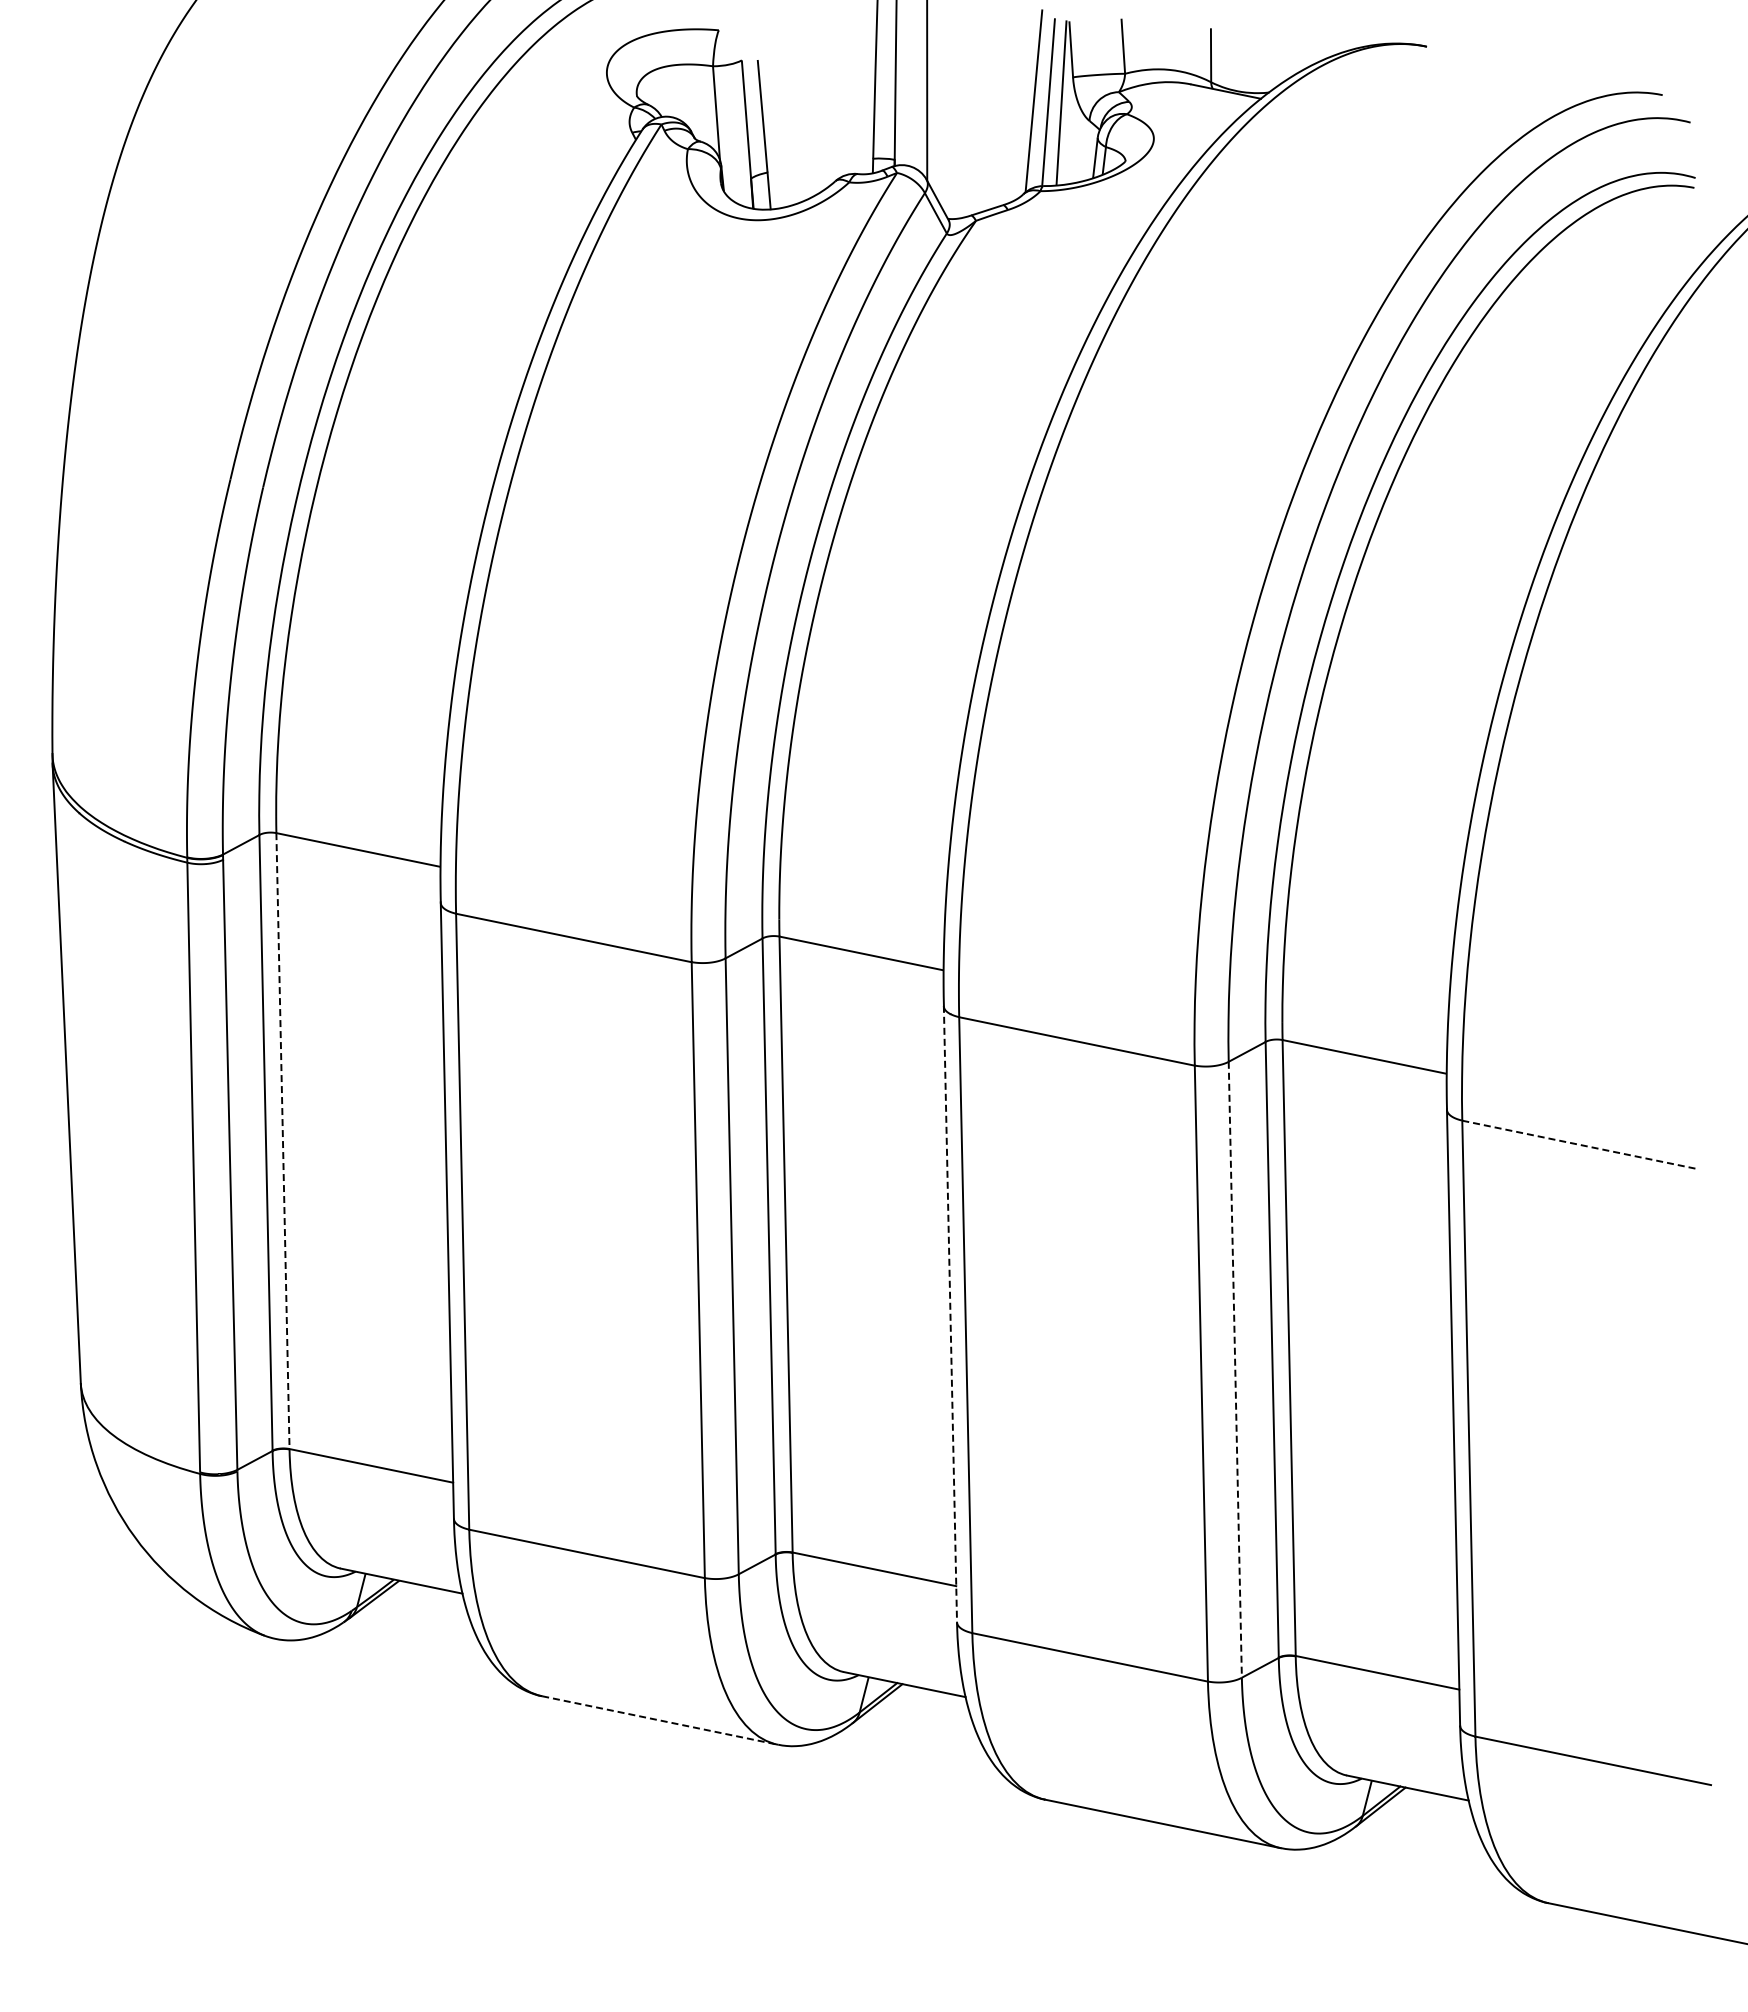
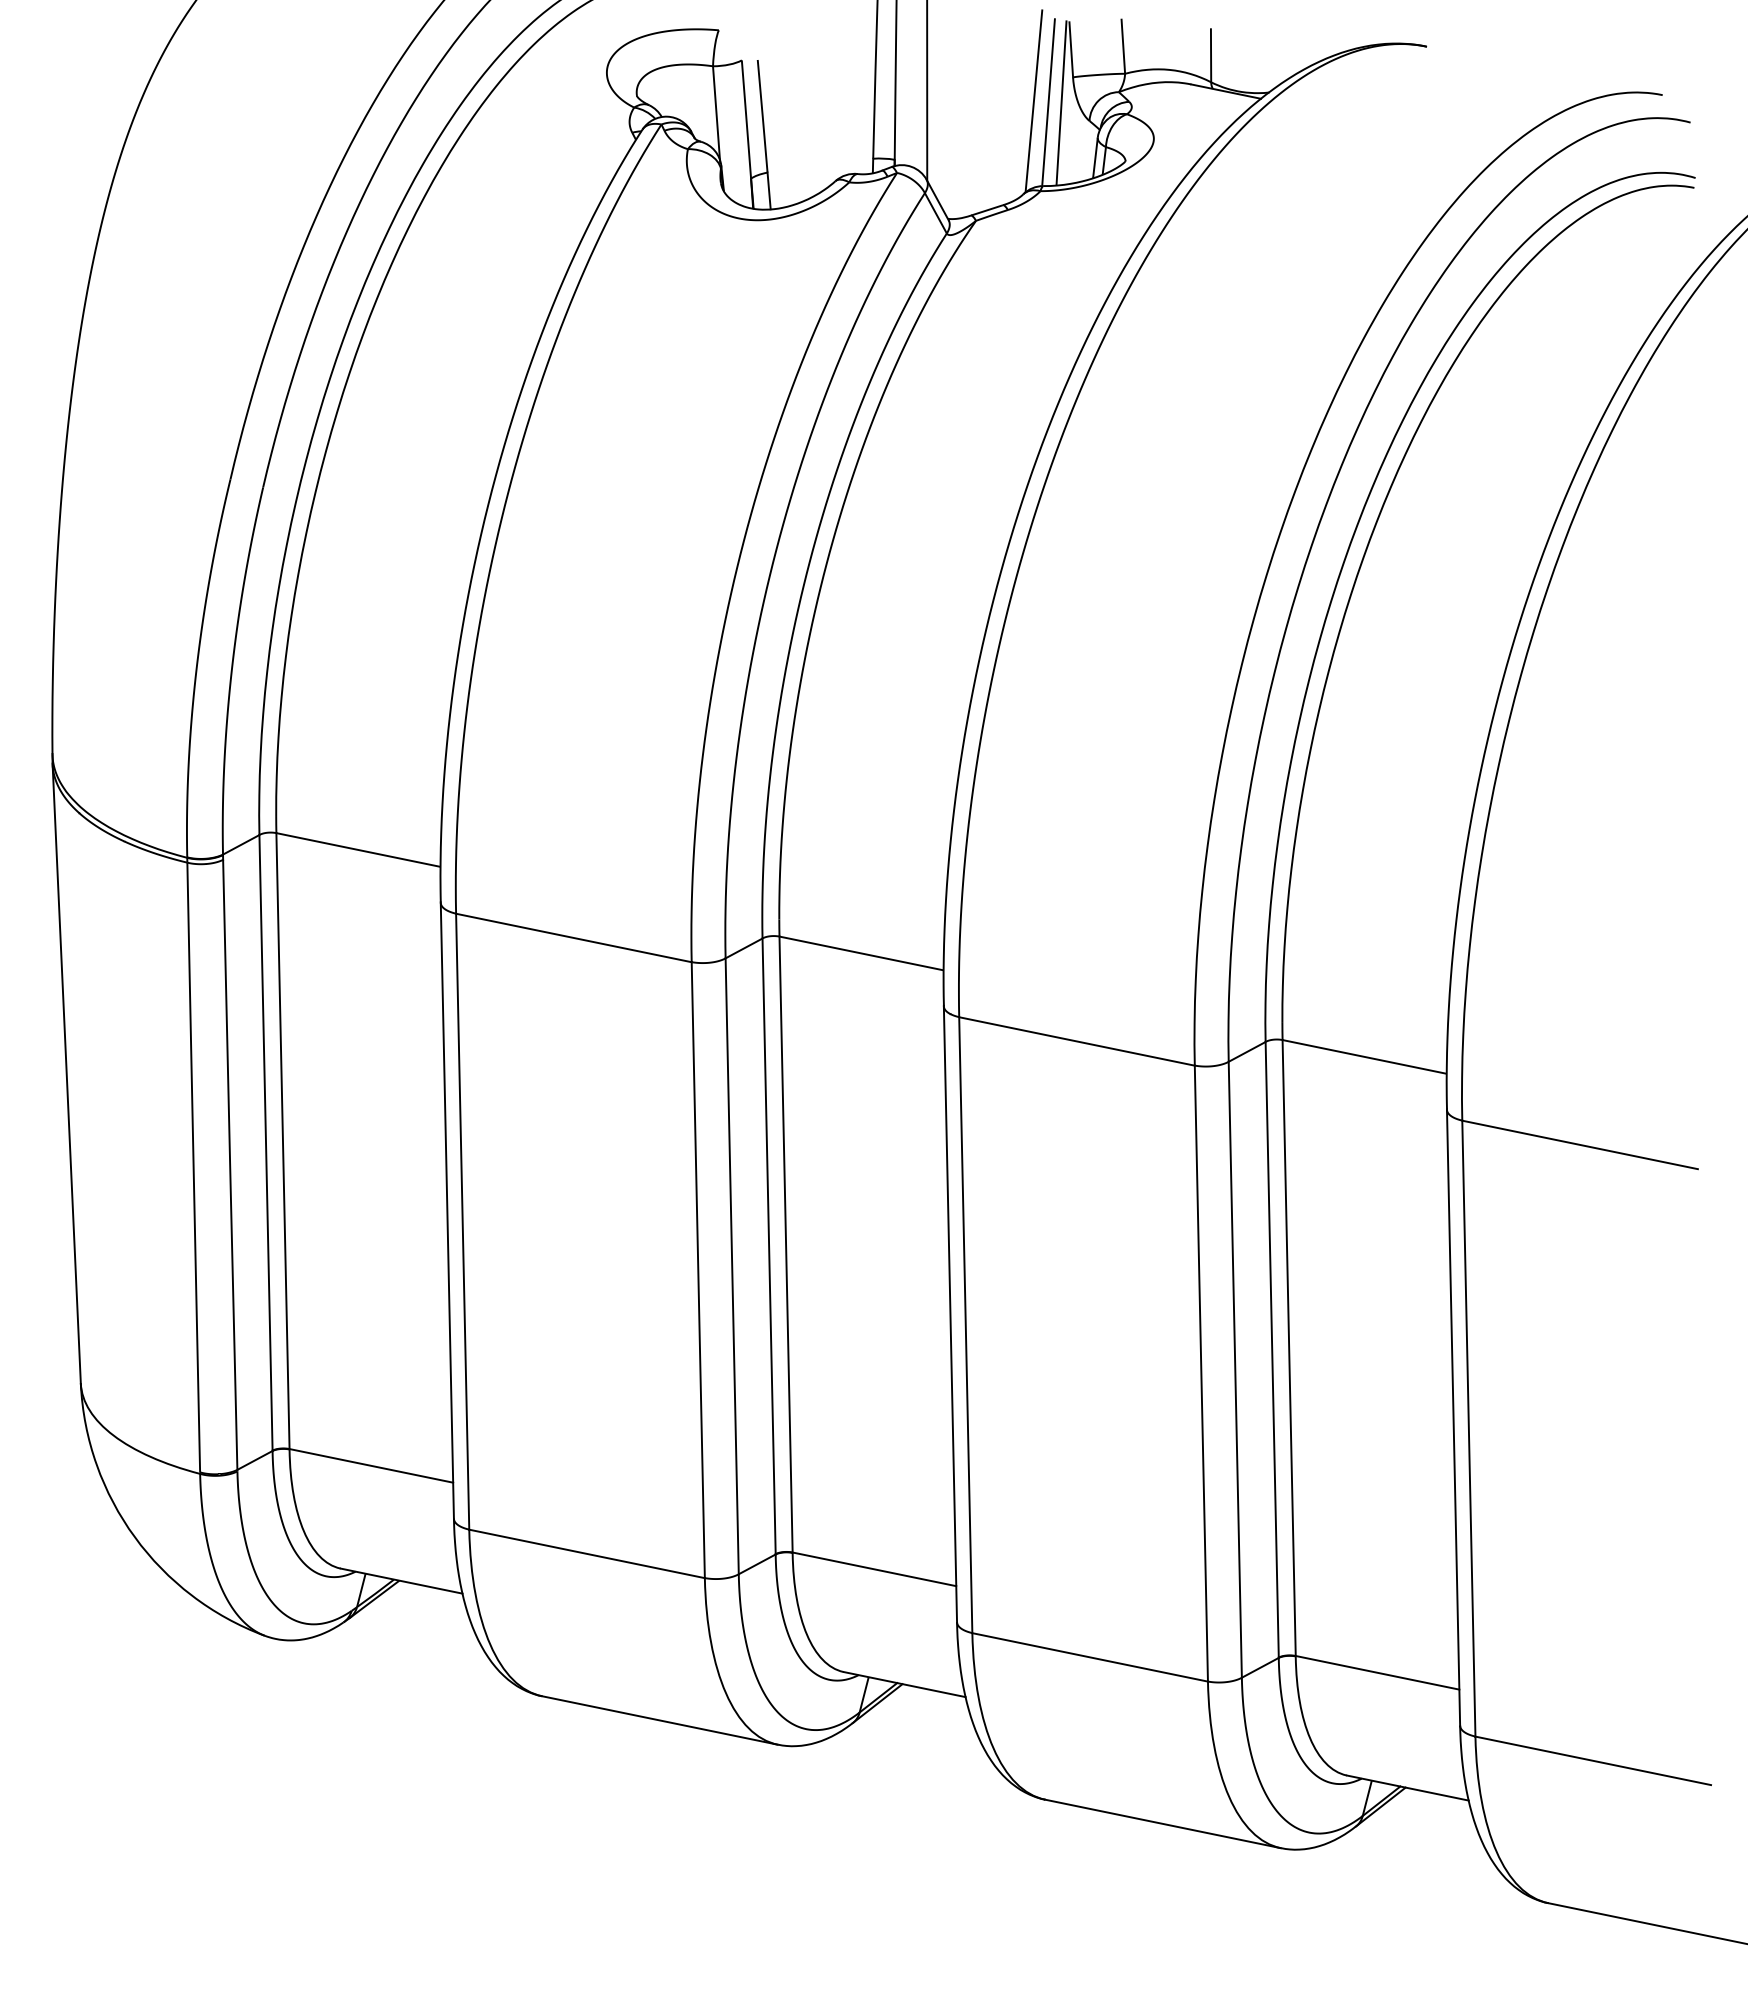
line: dashed -> solid (282, 1141)
line: dashed -> solid (1580, 1145)
line: dashed -> solid (950, 1314)
line: dashed -> solid (1235, 1370)
line: dashed -> solid (660, 1720)
